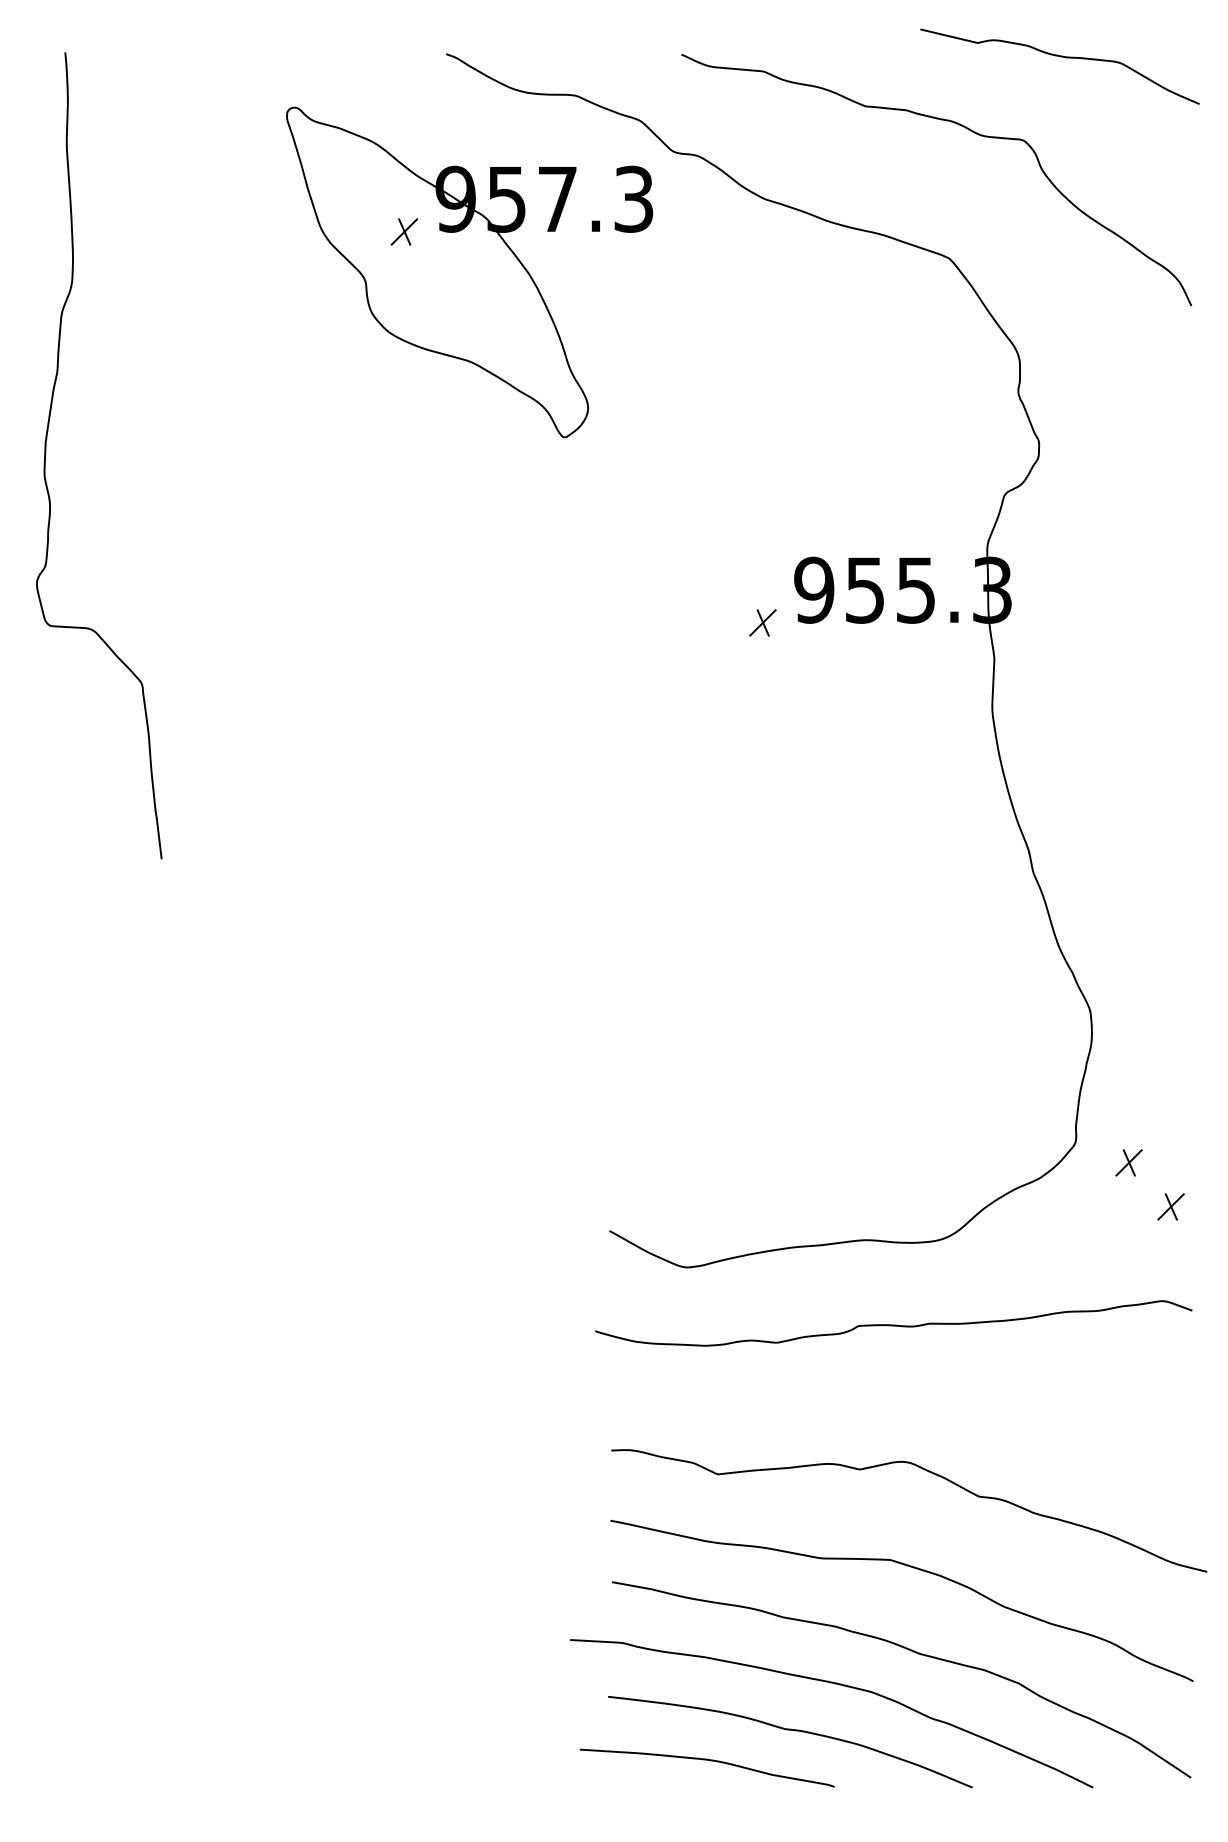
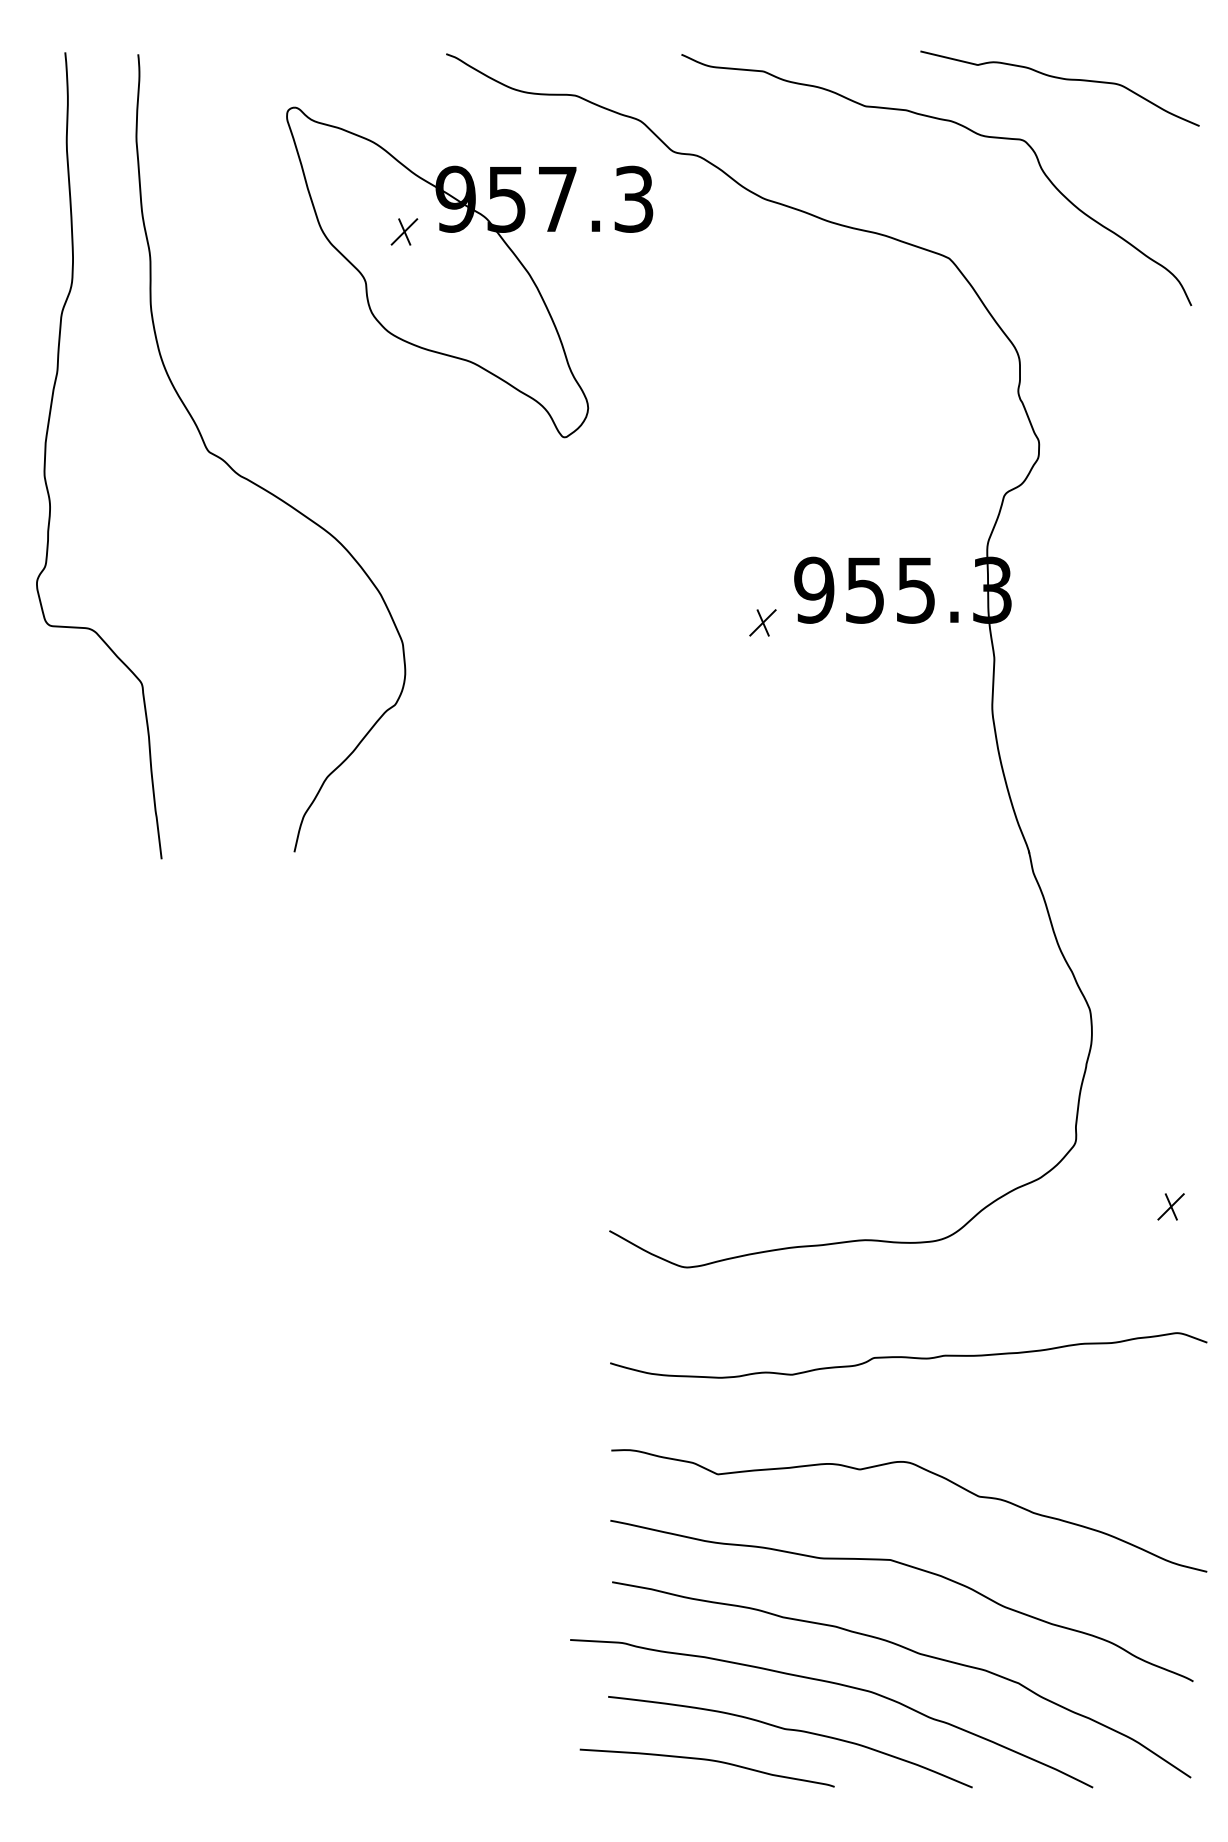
curve position: (1060, 57) -> (1060, 79) (1060, 79)
curve: none -> present (251, 480)
part: present -> none (1128, 1162)
curve position: (893, 1324) -> (908, 1356) (908, 1356)
